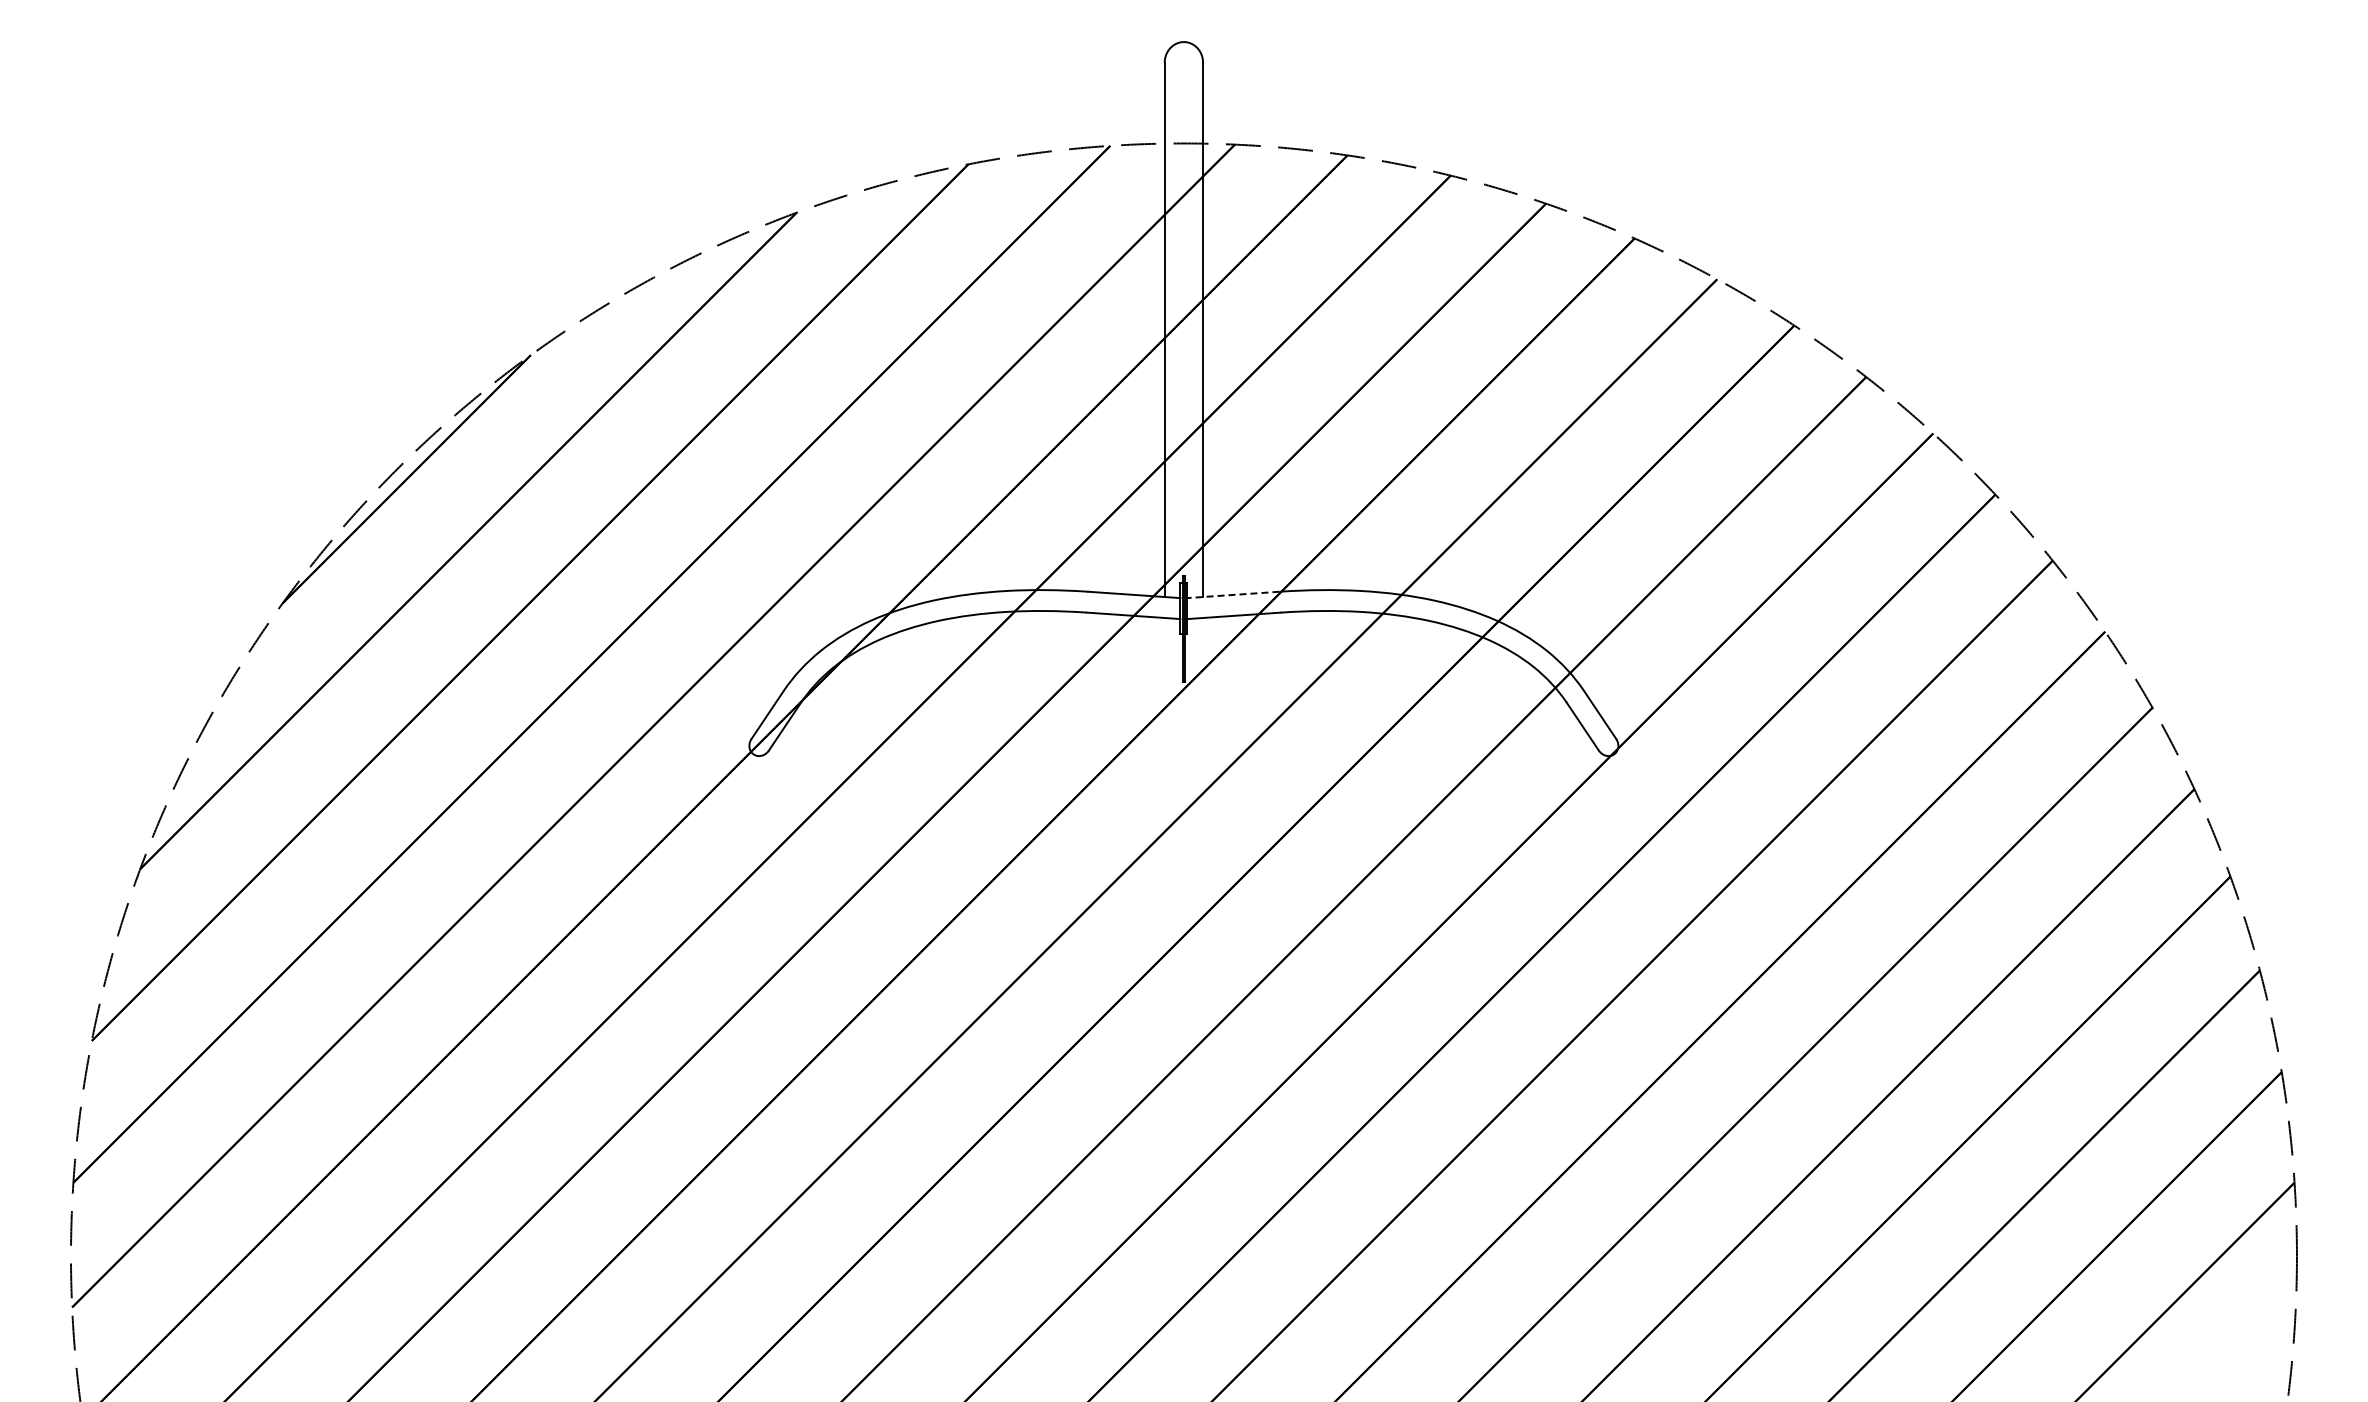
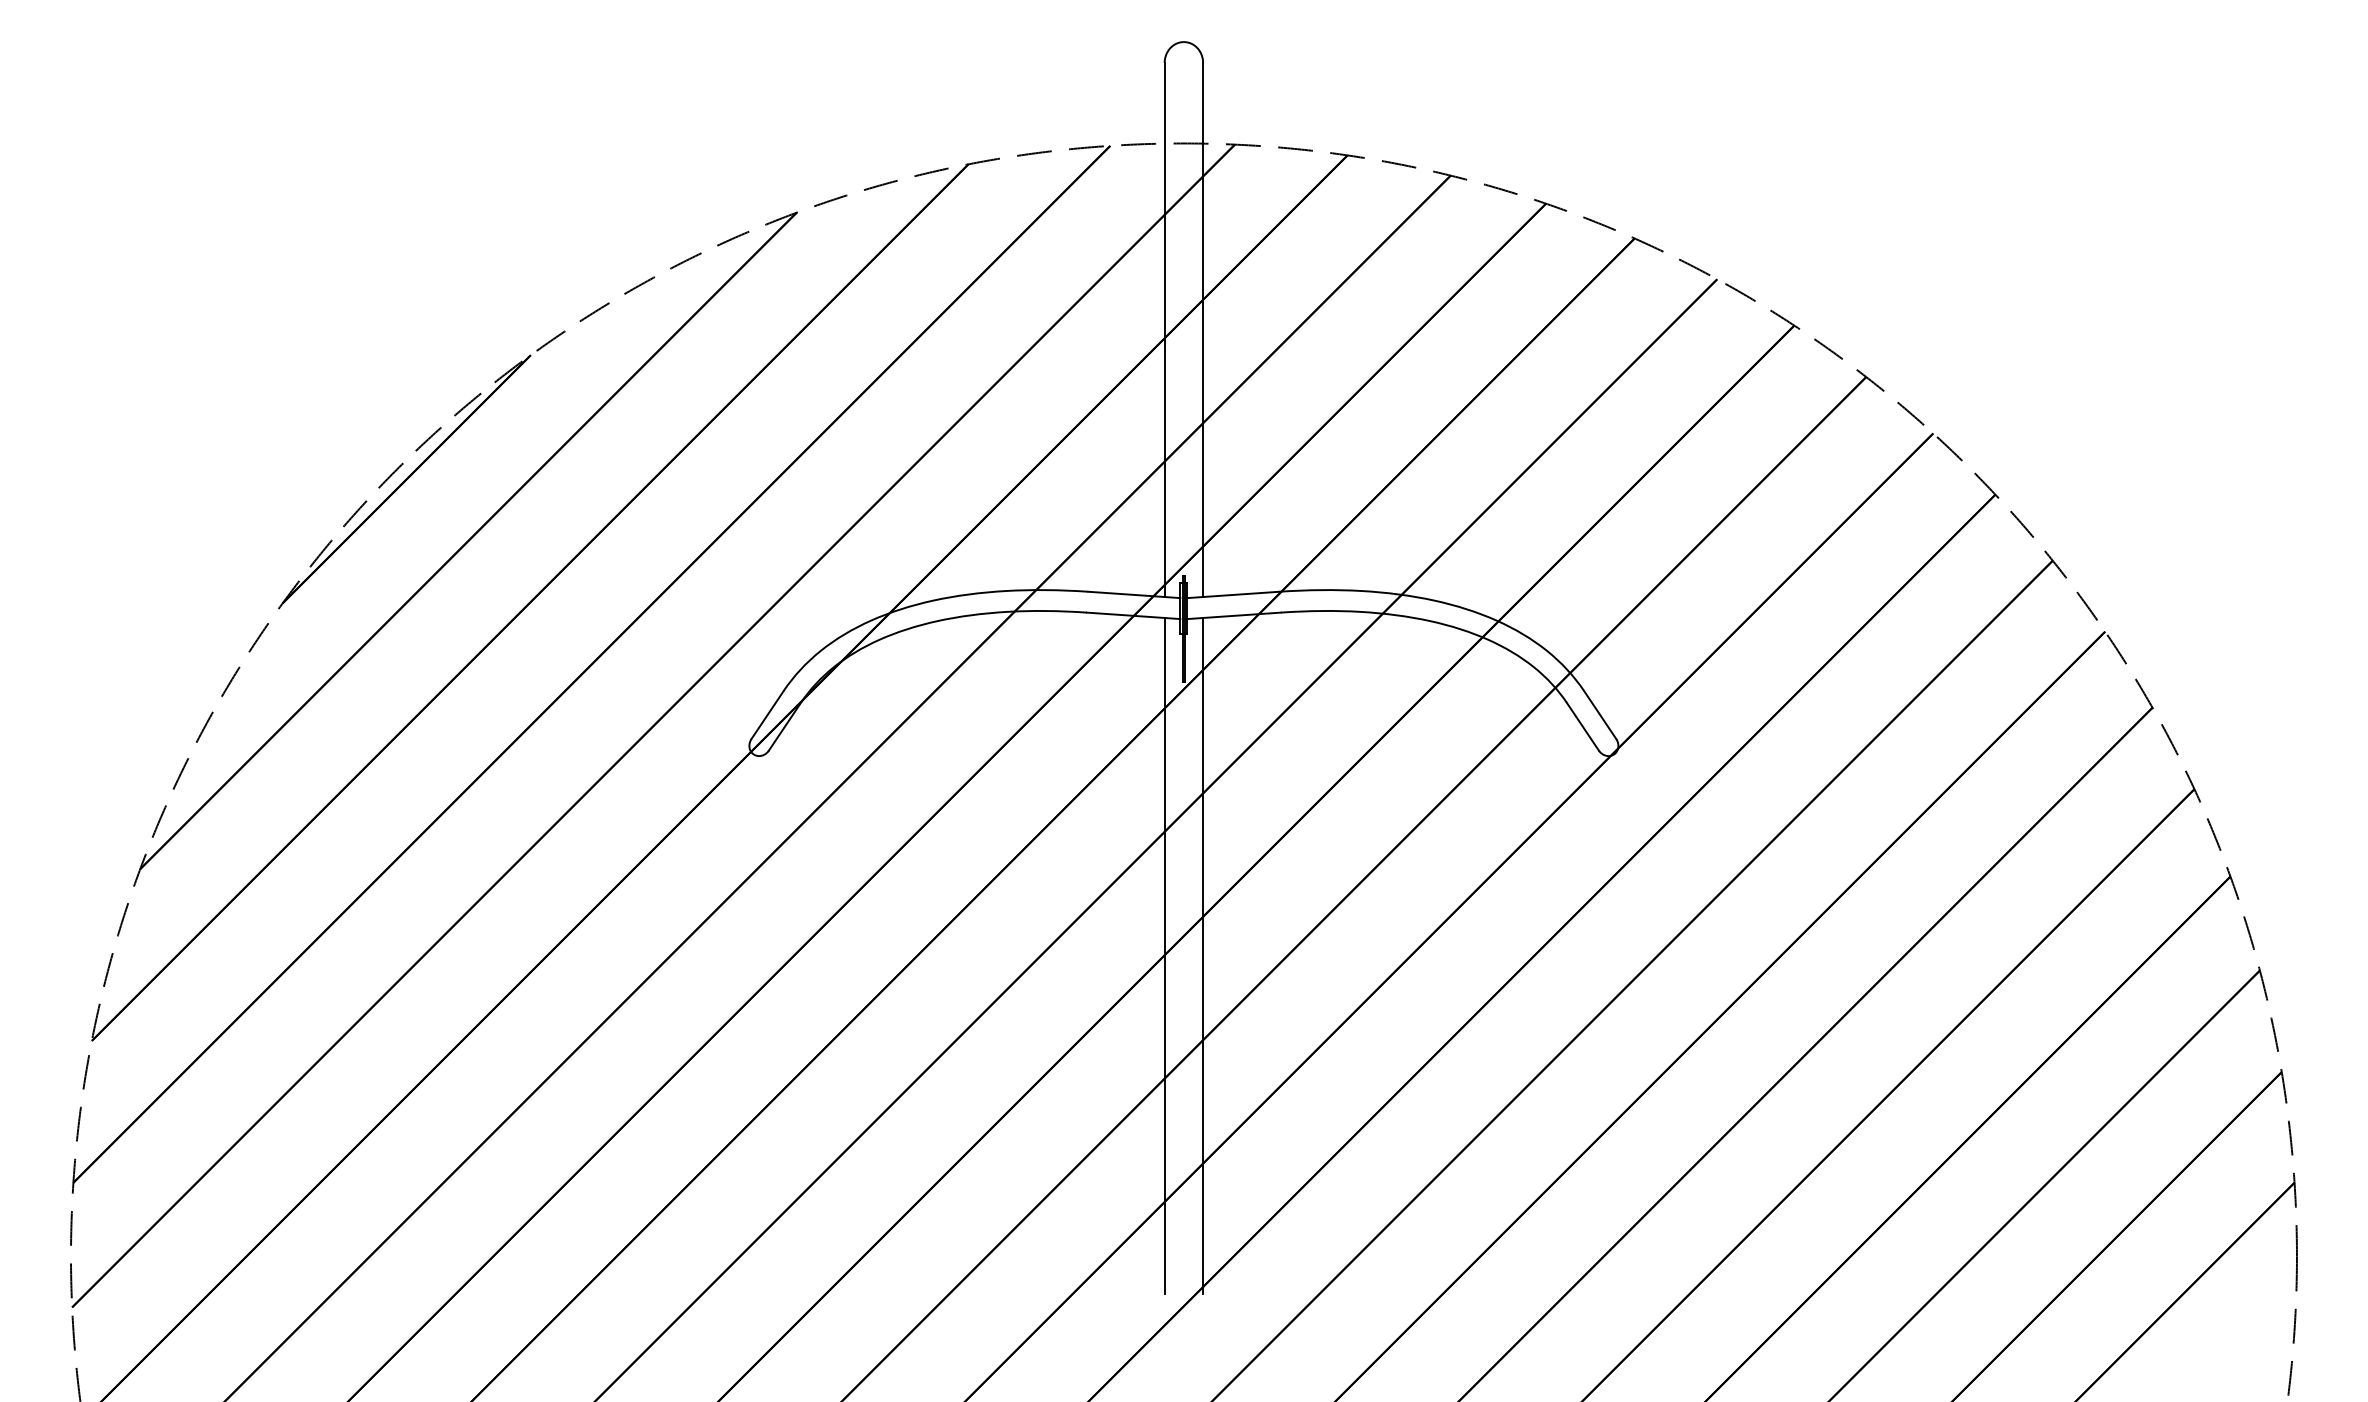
line: dashed -> solid (1232, 594)
line: none -> present (1164, 955)
line: none -> present (1203, 955)
